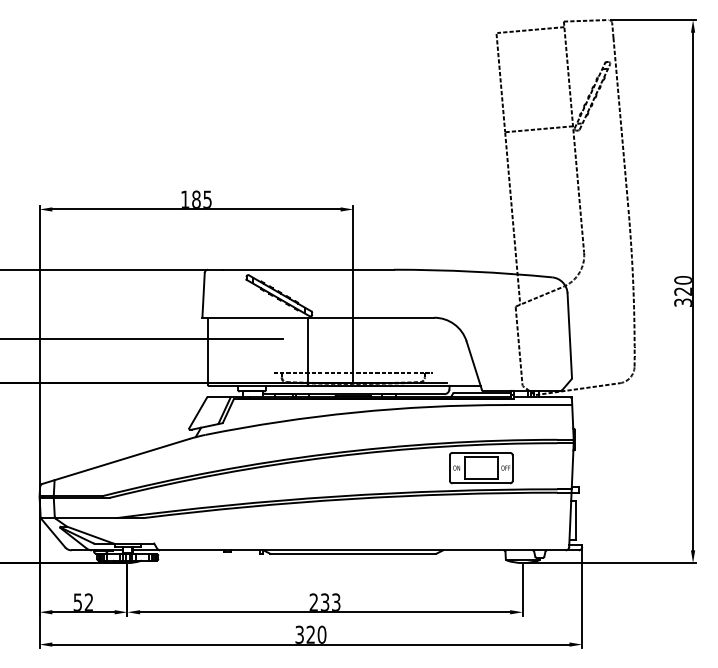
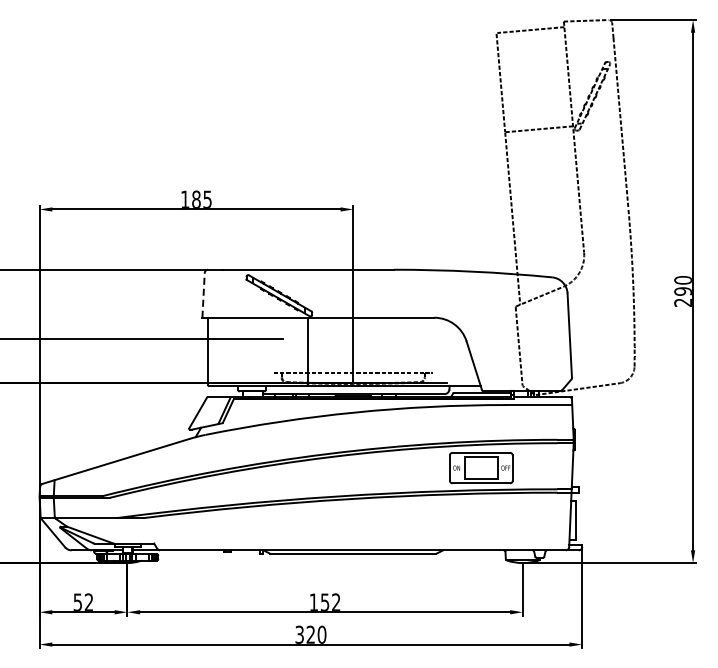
line: solid -> dashed (203, 294)
text: 320 -> 290 (682, 296)
text: 233 -> 152 (324, 601)
